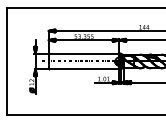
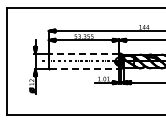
line: solid -> dashed (84, 53)
line: solid -> dashed (84, 69)
